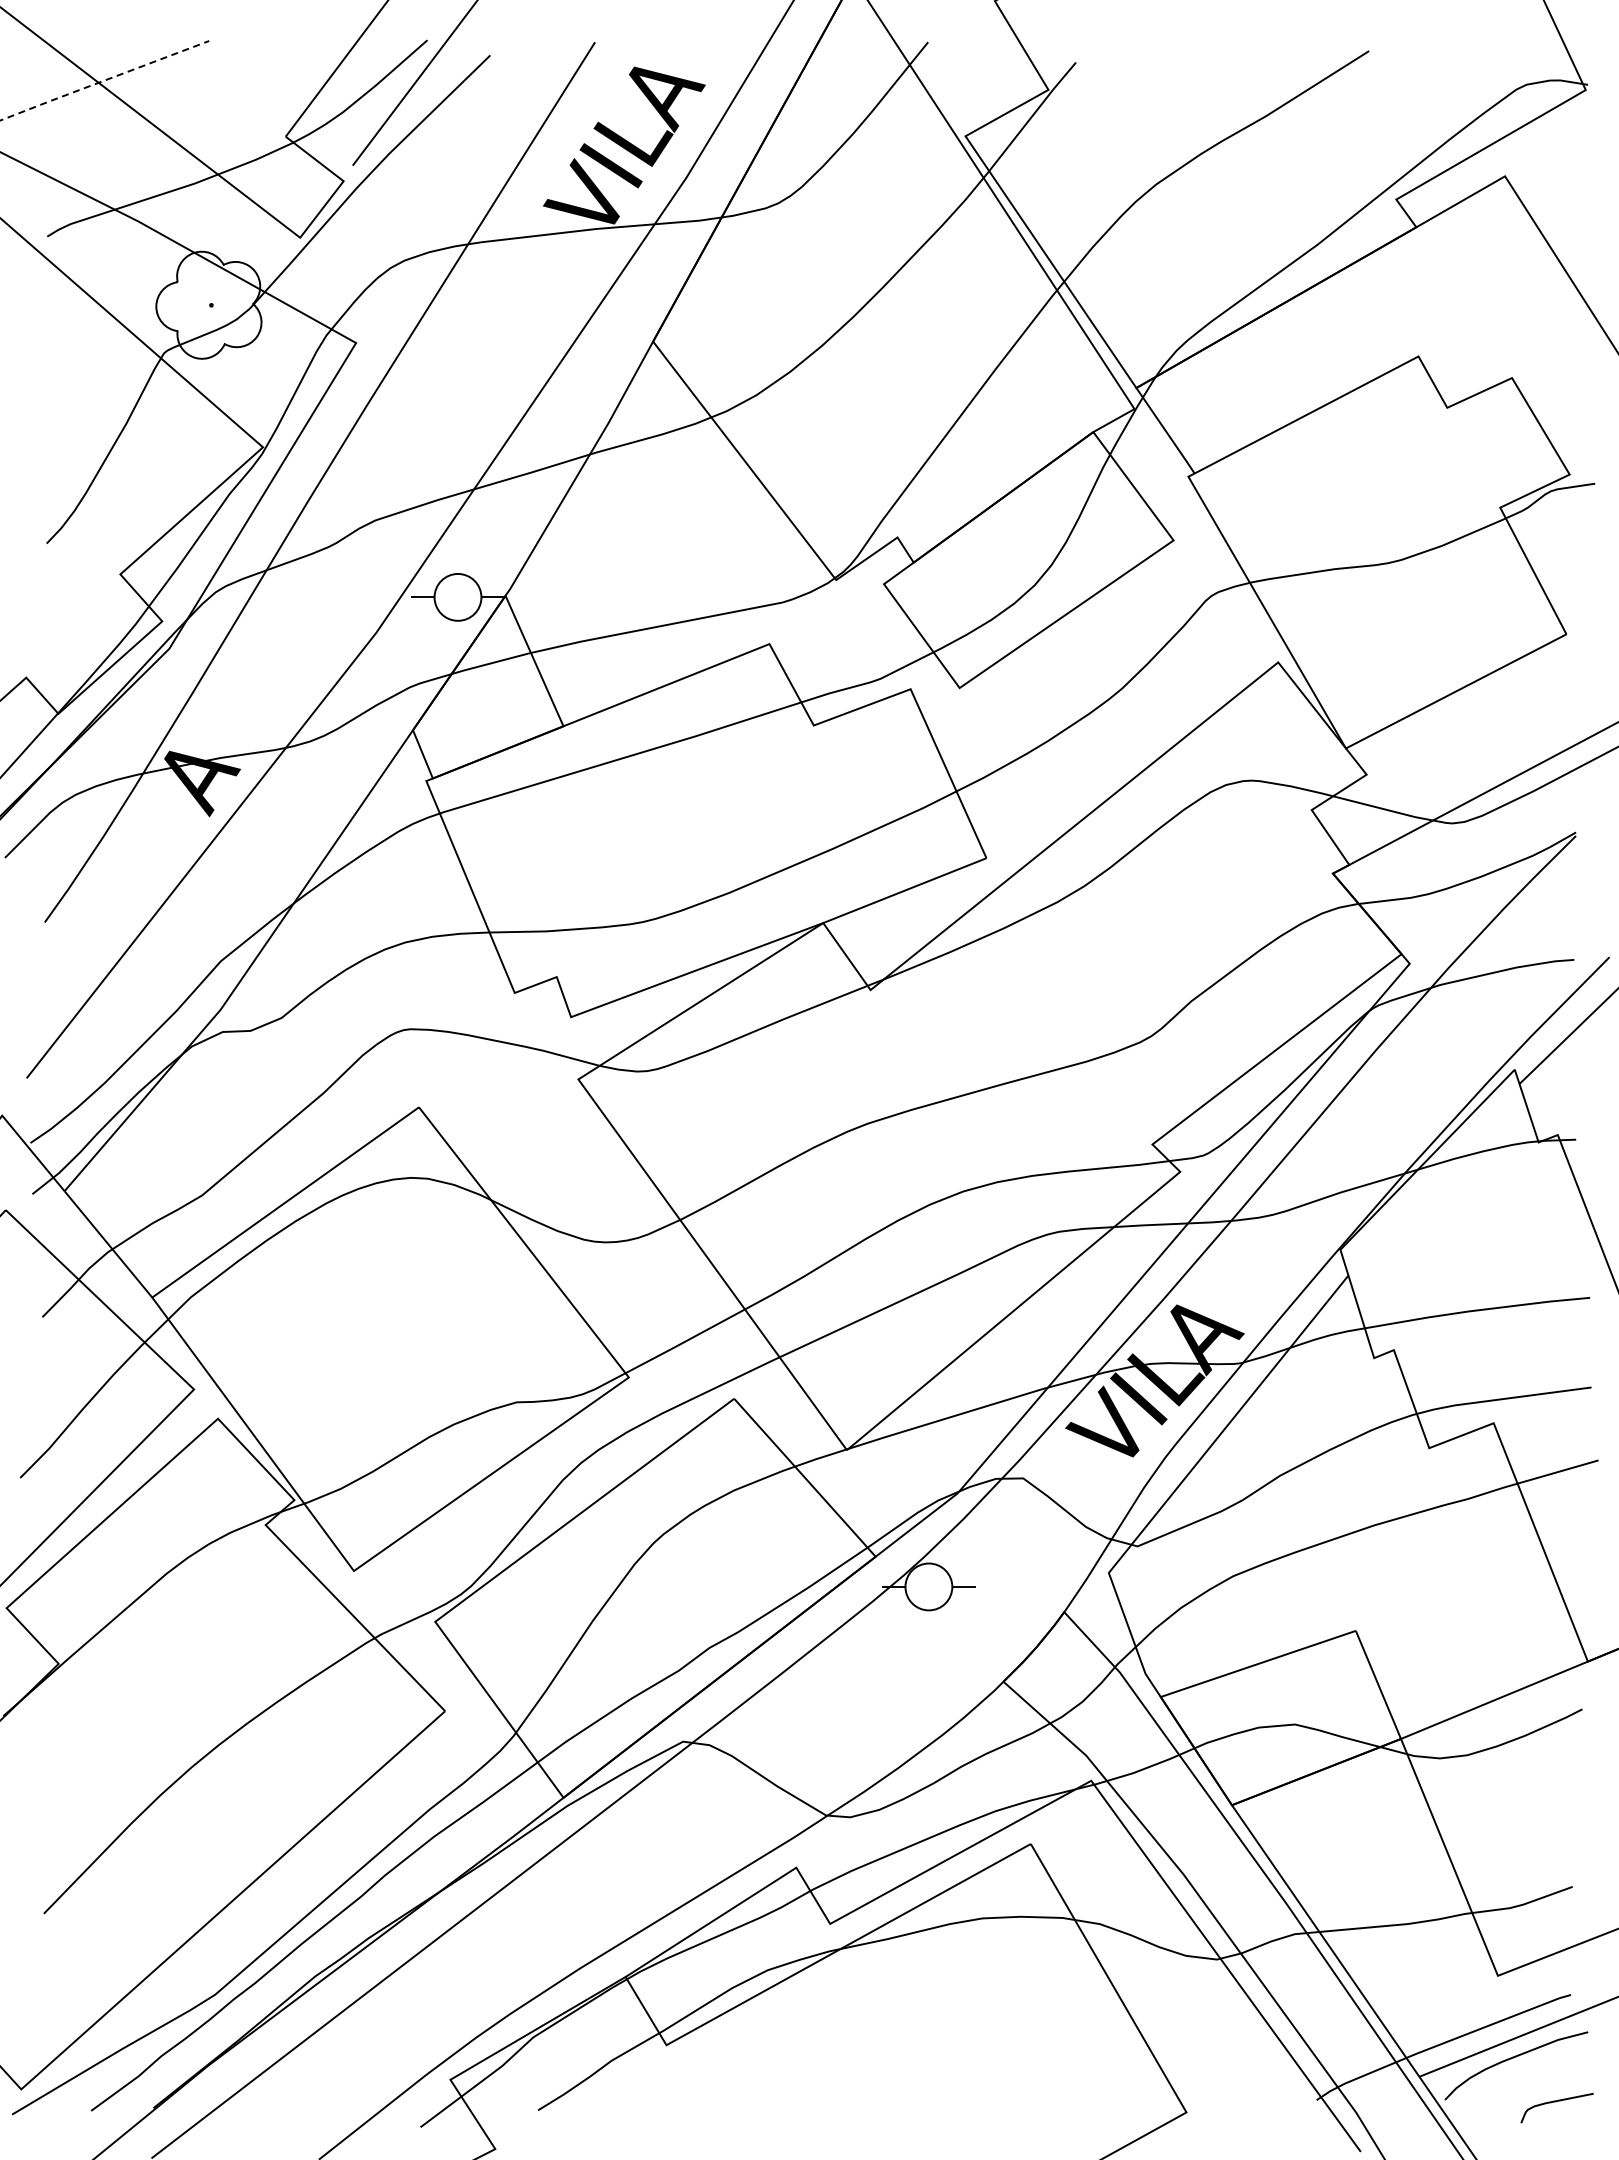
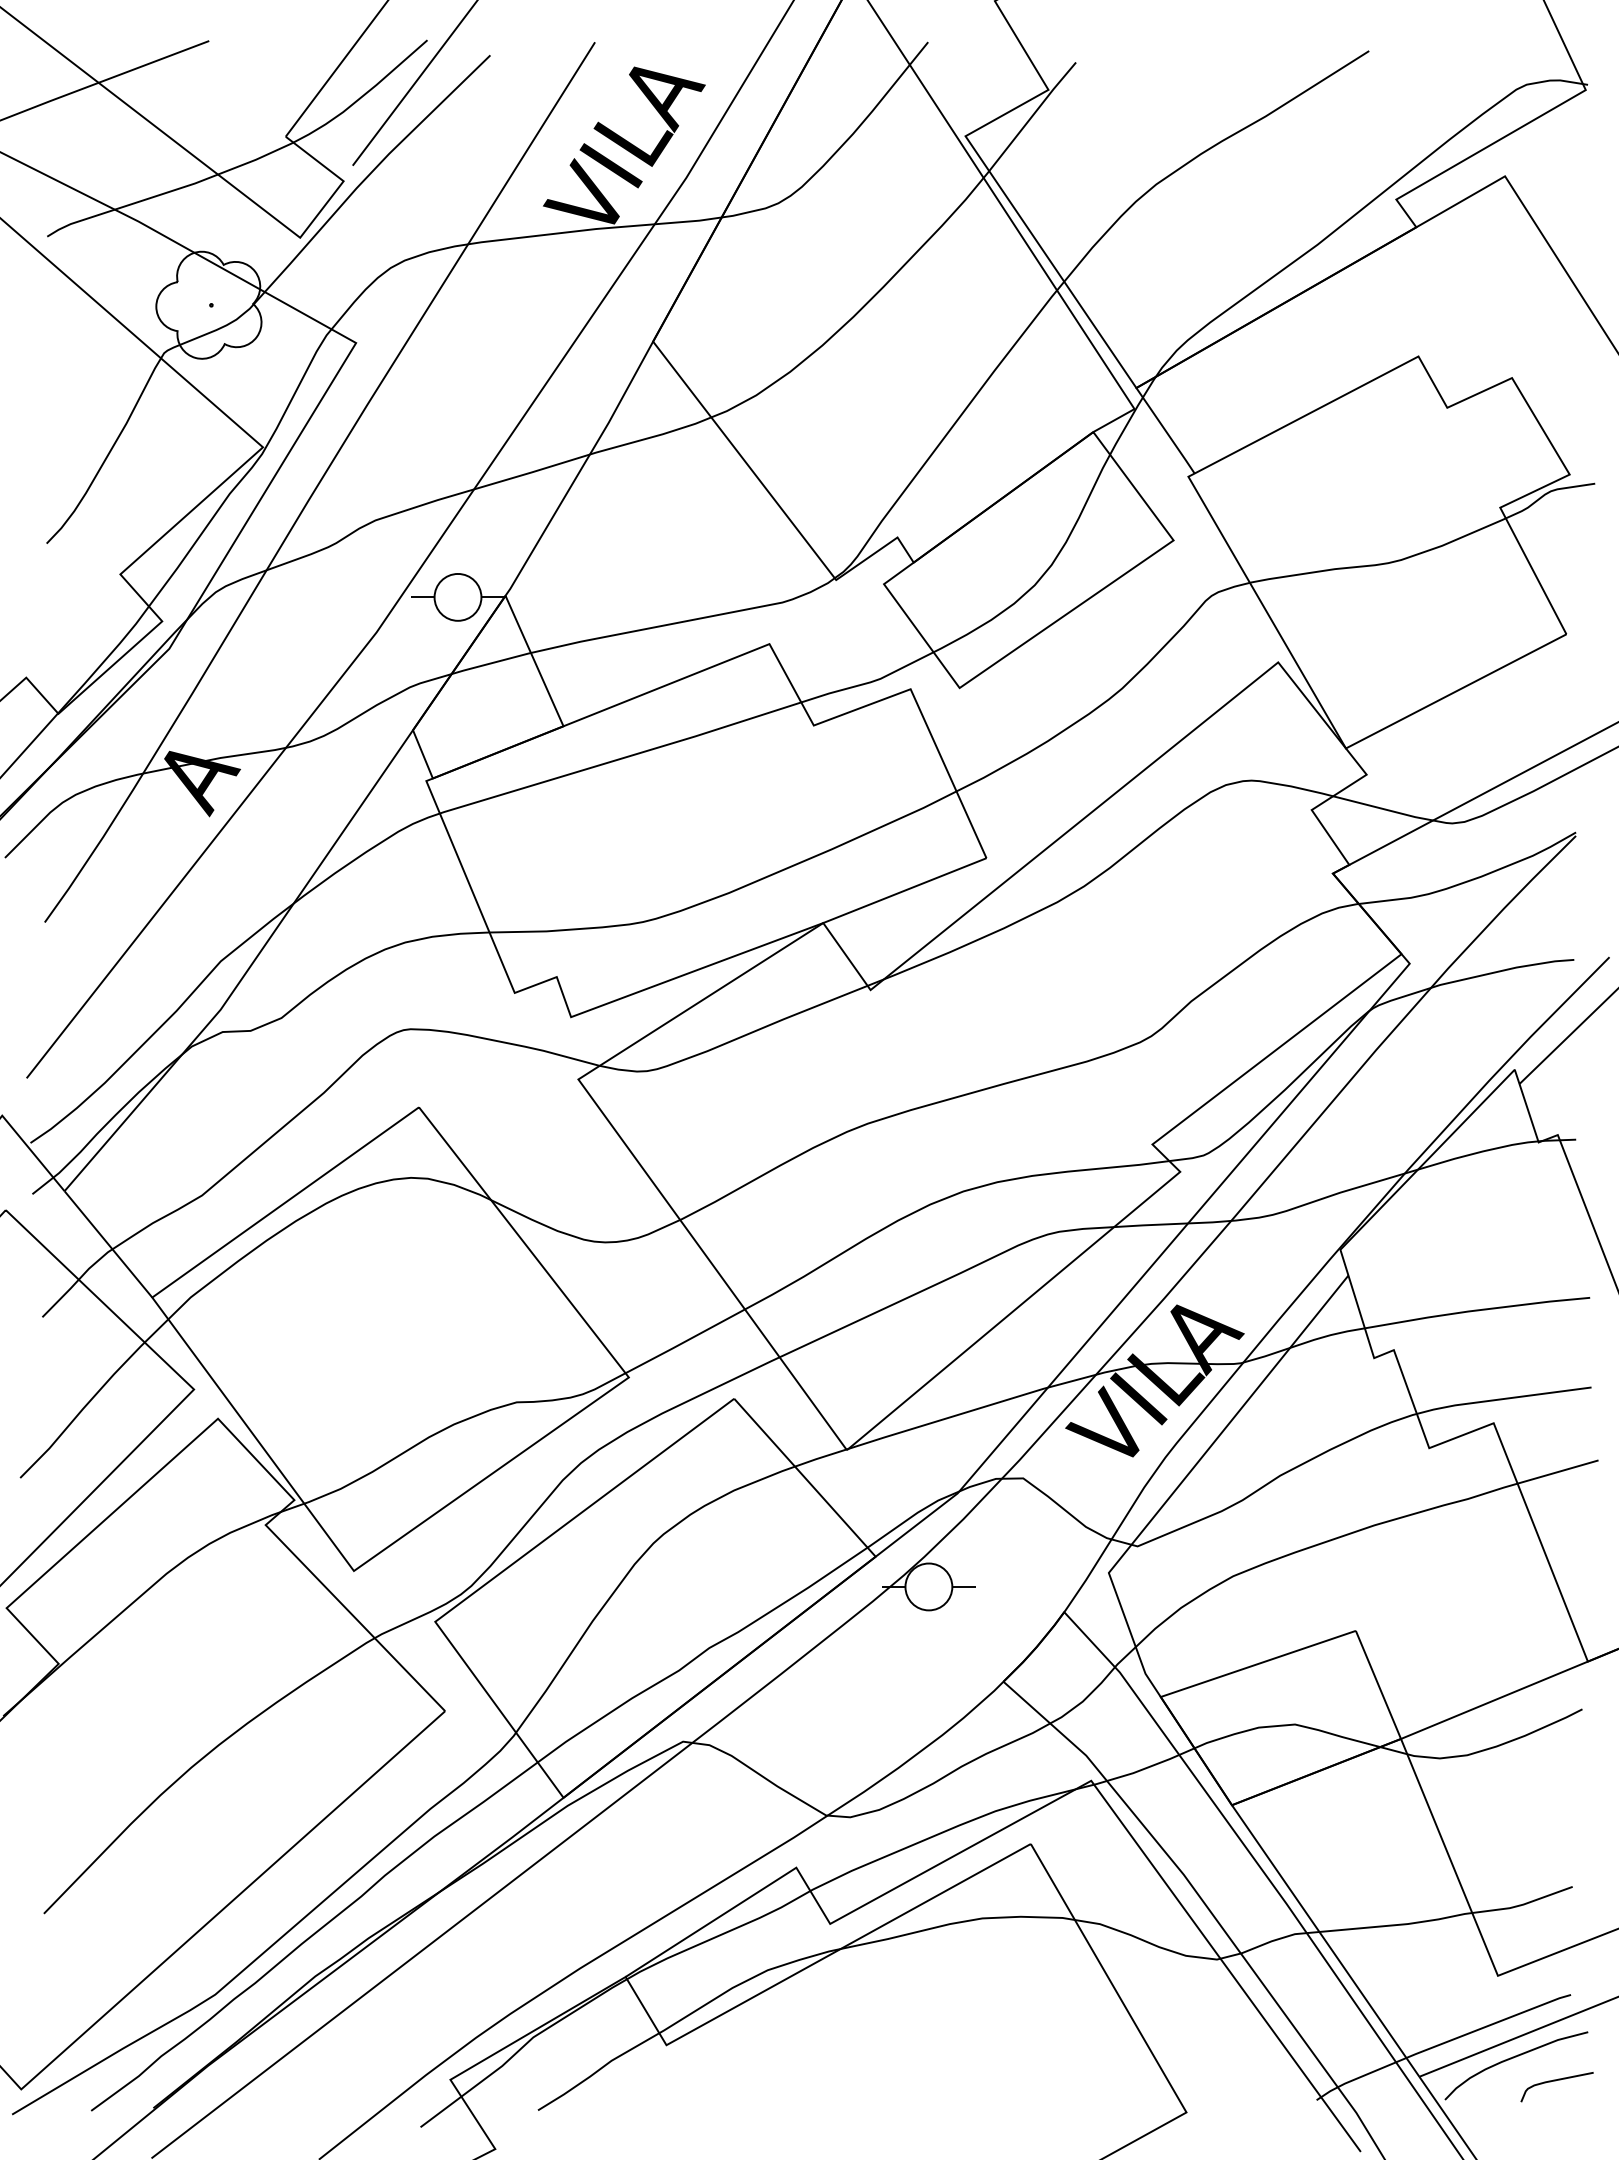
line: dashed -> solid (104, 80)
curve position: (1555, 2102) -> (1555, 2081) (1555, 2081)
